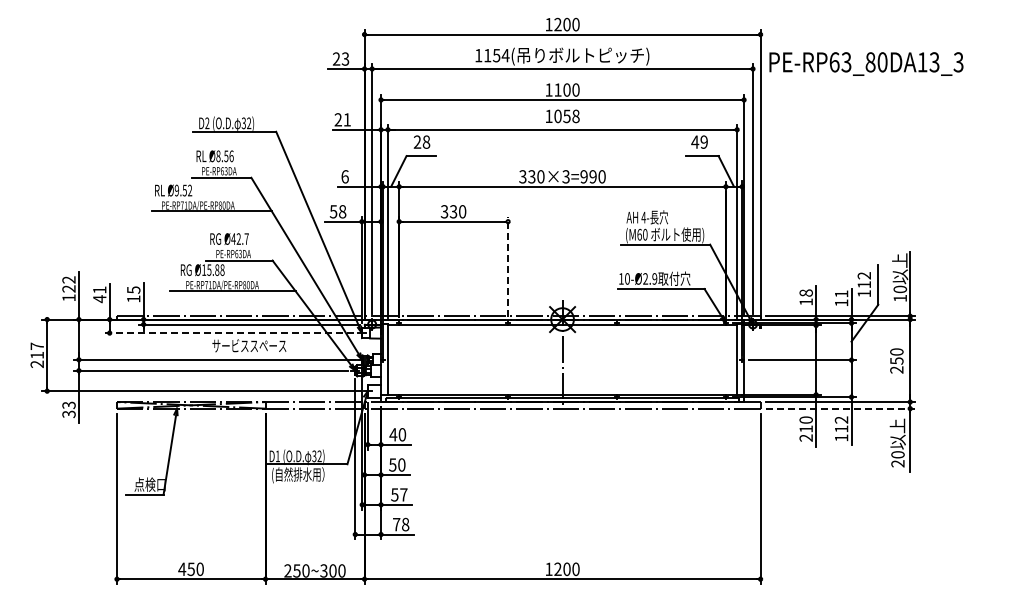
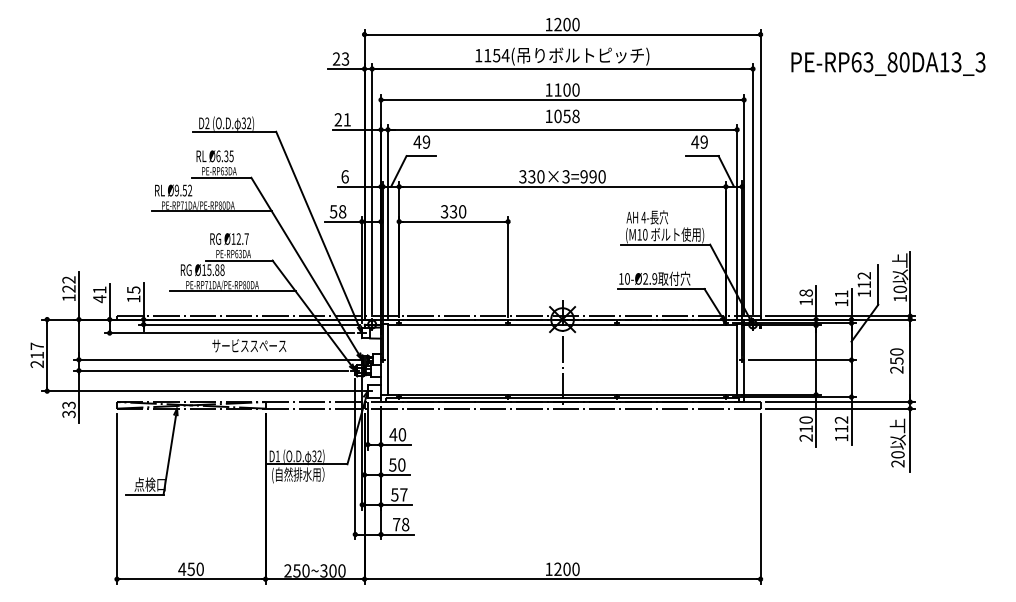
text position: (866, 63) -> (888, 63) (888, 63)
text: 28 -> 49 (421, 141)
text: Ø8.56 -> Ø6.35 (224, 156)
text: (M60 -> (M10 (639, 234)
text: Ø42.7 -> Ø12.7 (233, 238)
line: dashed -> solid (508, 266)
line: dashed -> solid (229, 333)
line: dashed -> solid (840, 408)
